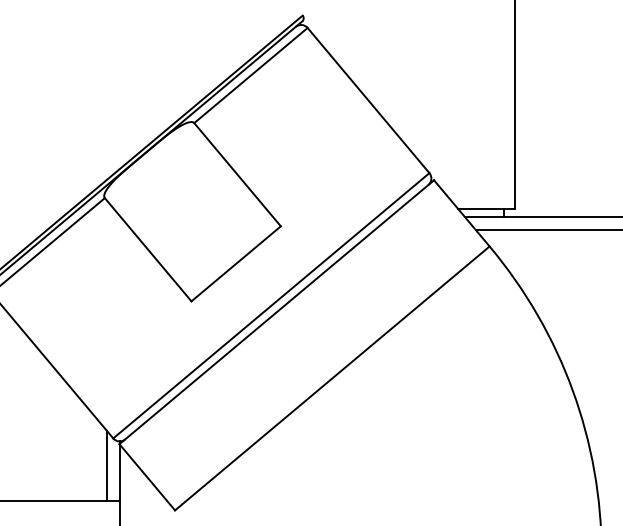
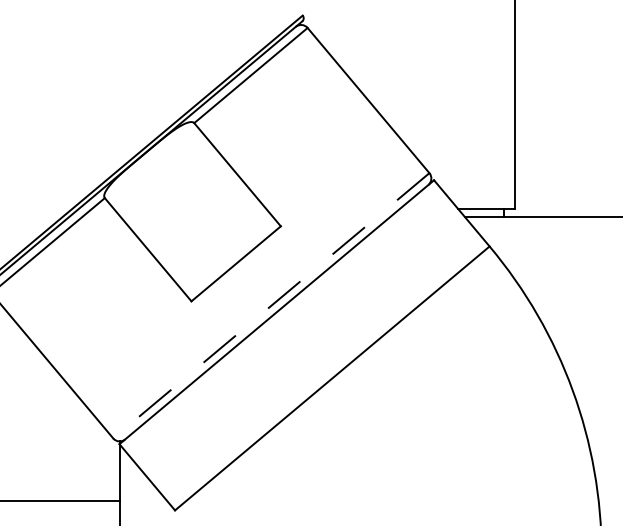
line: present -> none (547, 230)
line: solid -> dashed (270, 306)
line: present -> none (106, 465)
